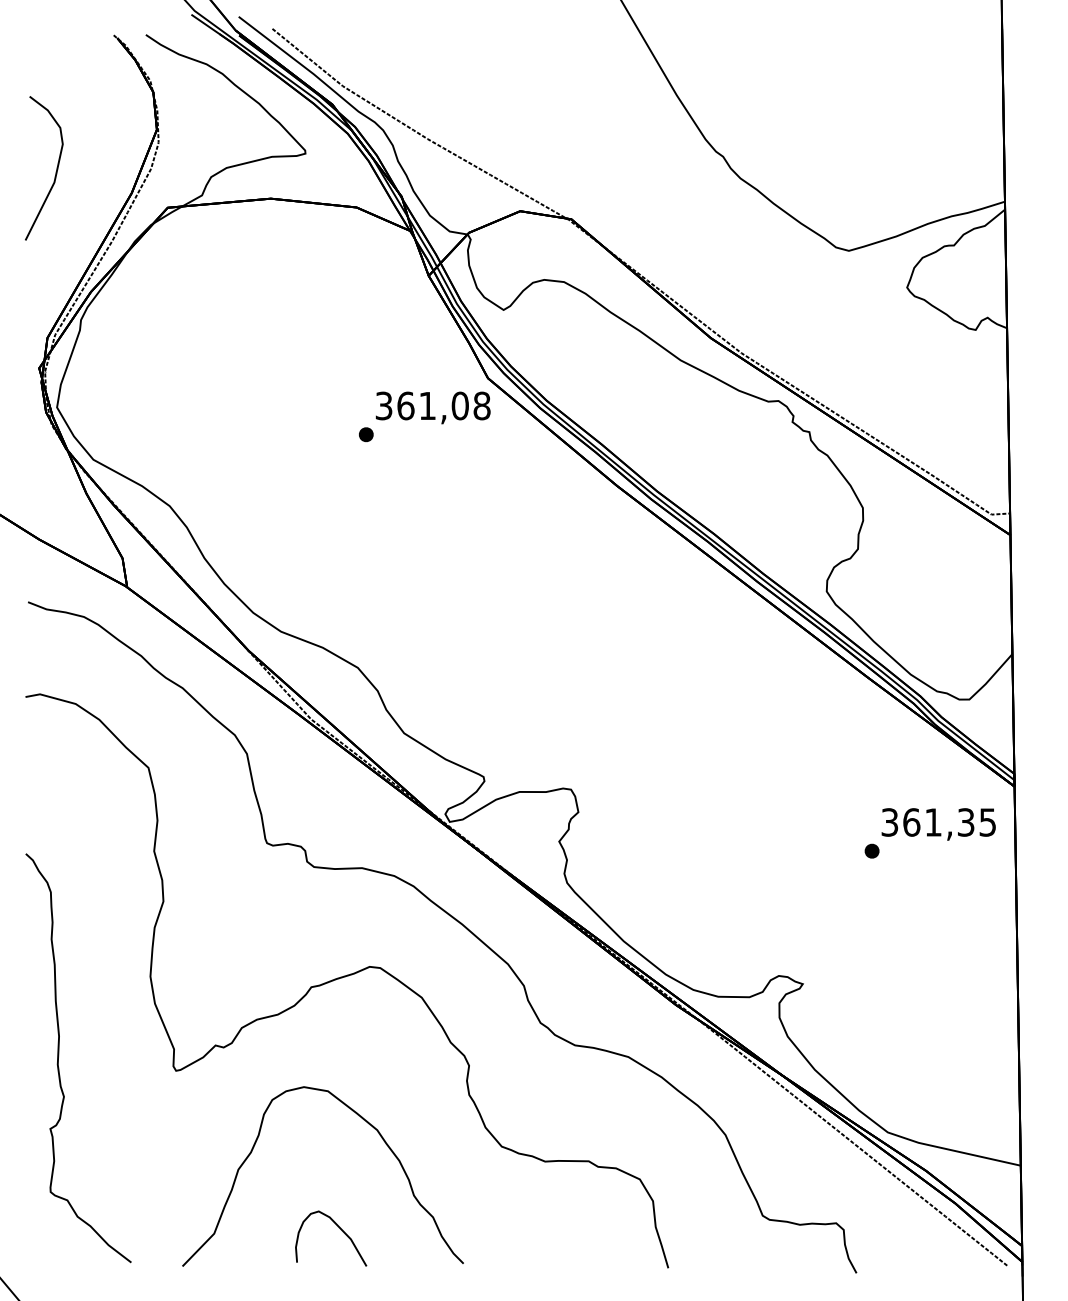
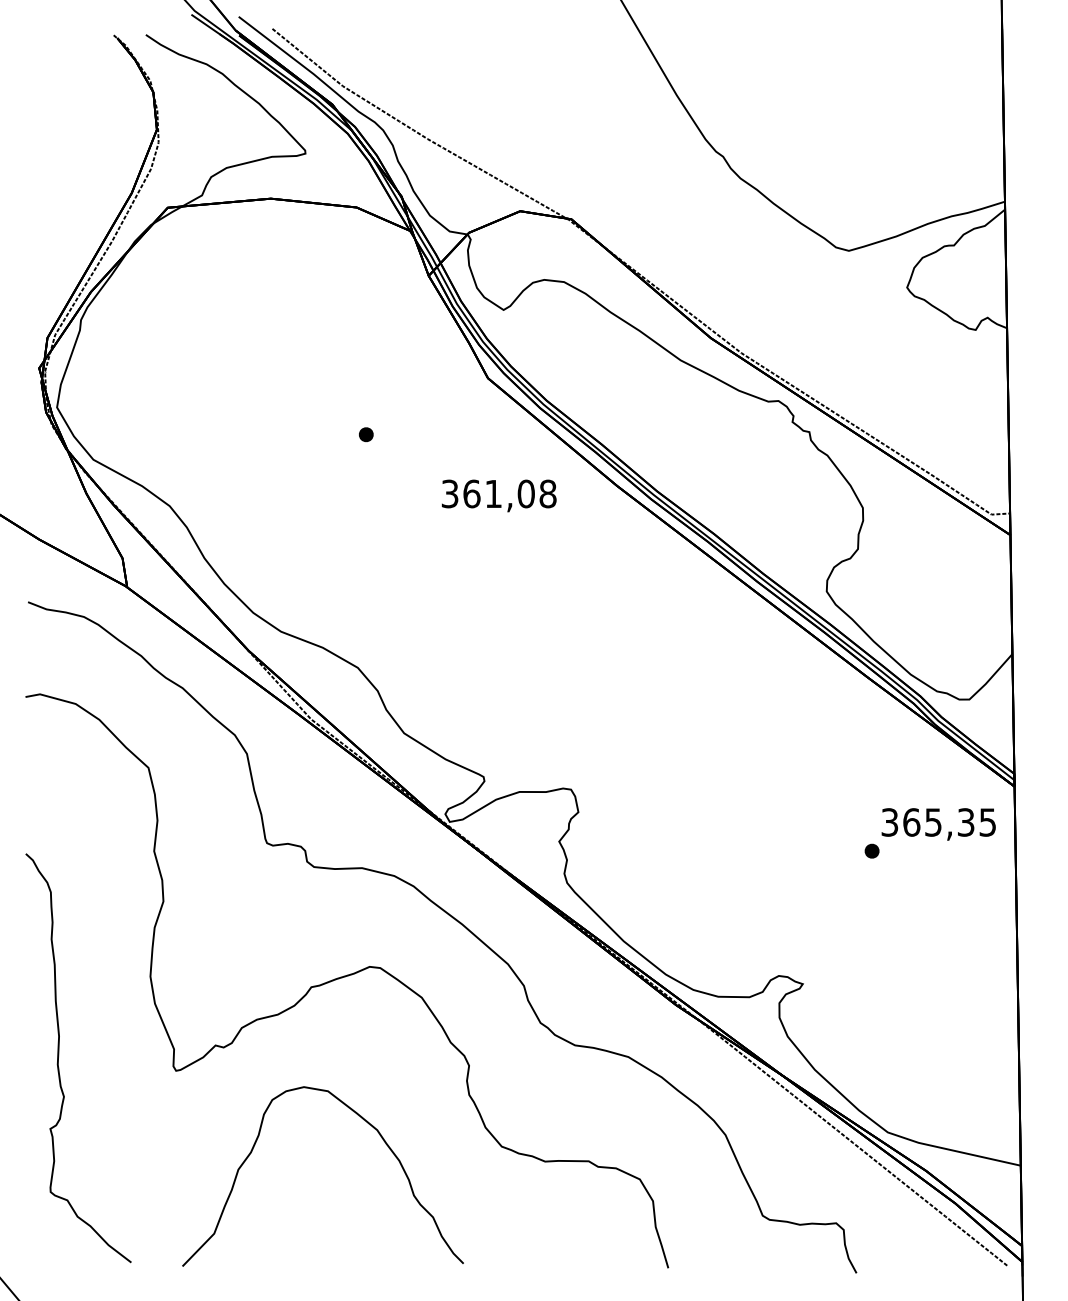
curve: present -> none (55, 172)
text position: (432, 407) -> (498, 495) (498, 495)
text: 361,35 -> 365,35 (933, 822)
part: present -> none (340, 1229)
